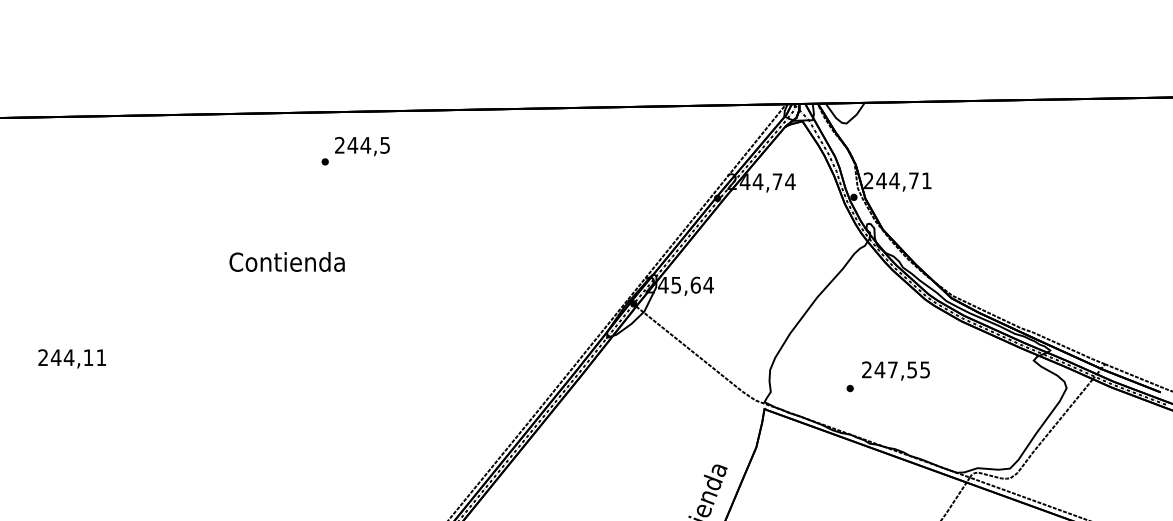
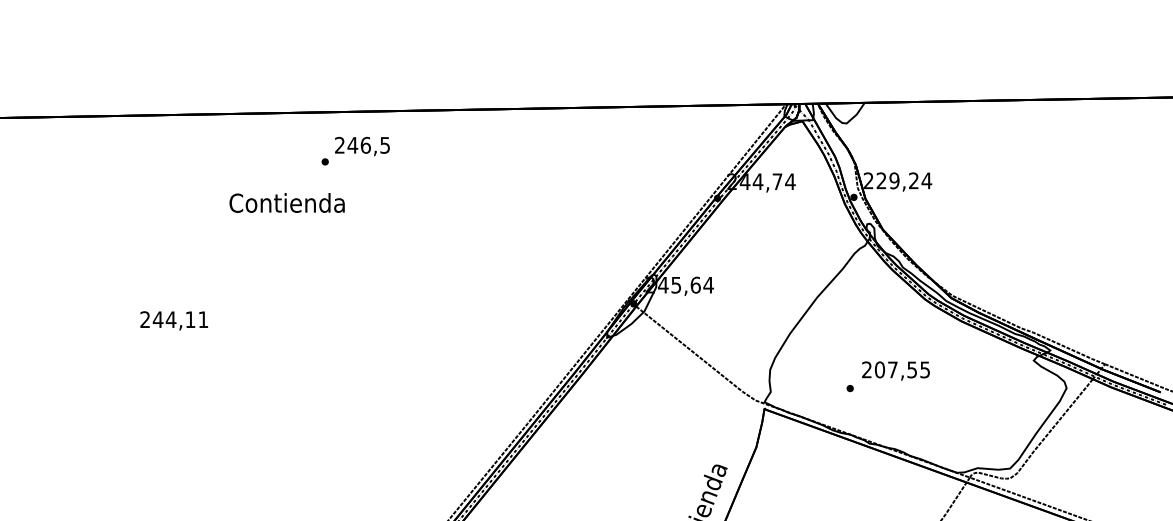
text: 244,5 -> 246,5 (365, 144)
text: 244,71 -> 229,24 (904, 180)
text position: (286, 261) -> (286, 202) (286, 202)
text position: (71, 358) -> (173, 320) (173, 320)
text: 247,55 -> 207,55 (879, 369)
